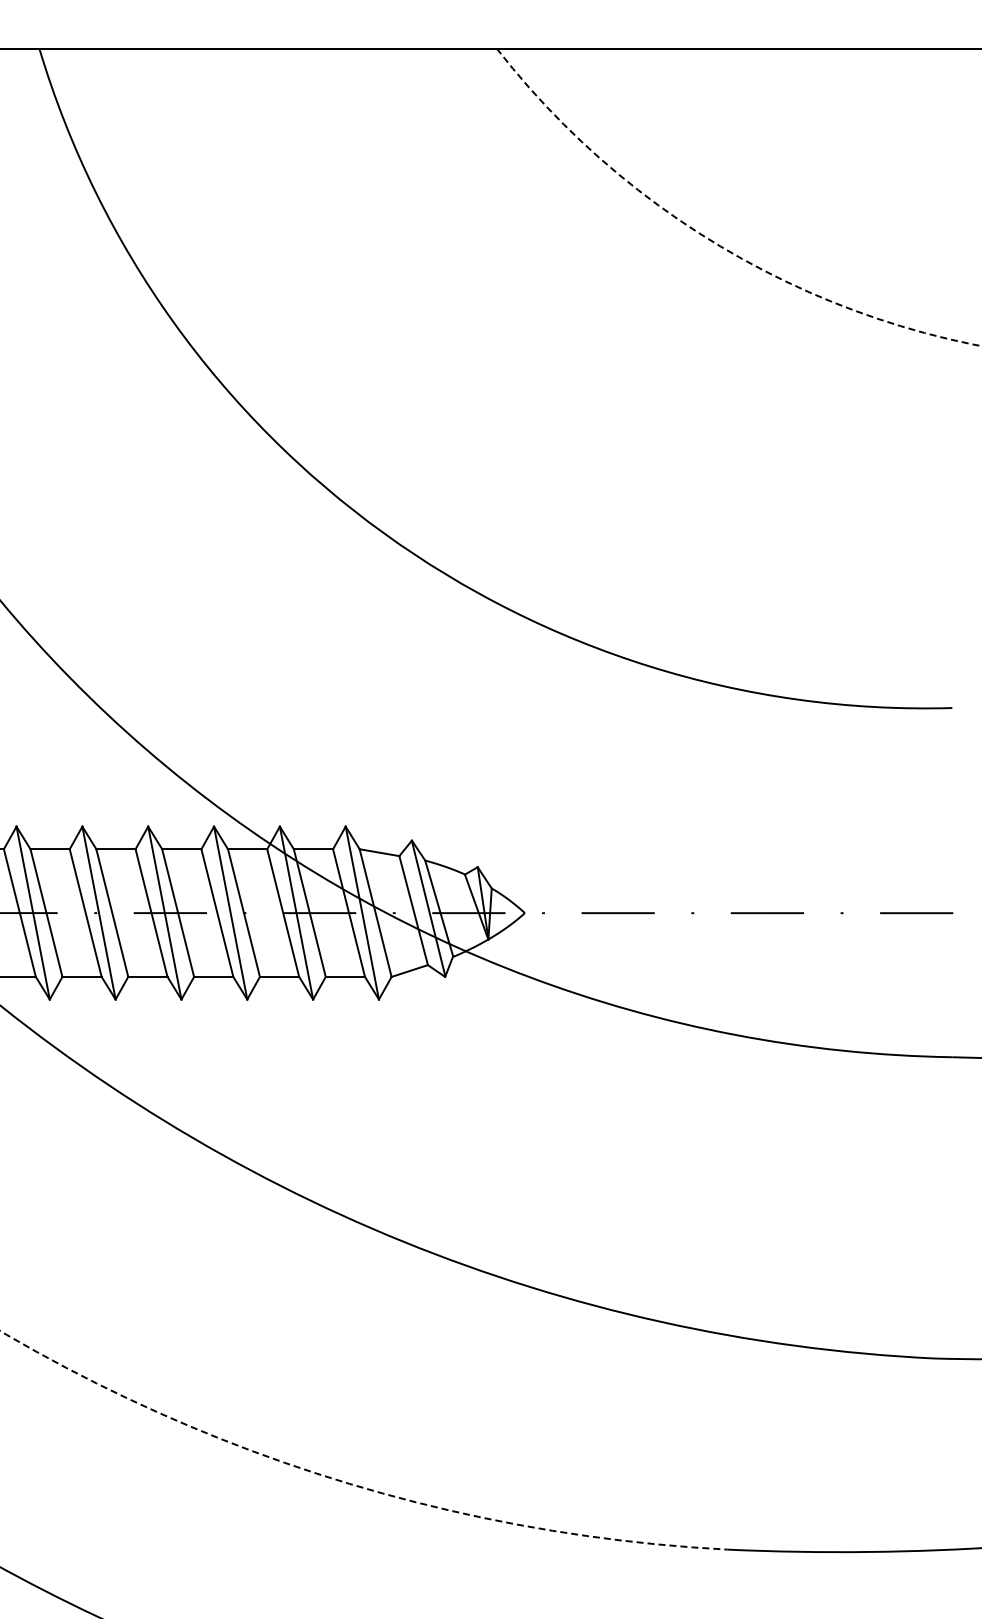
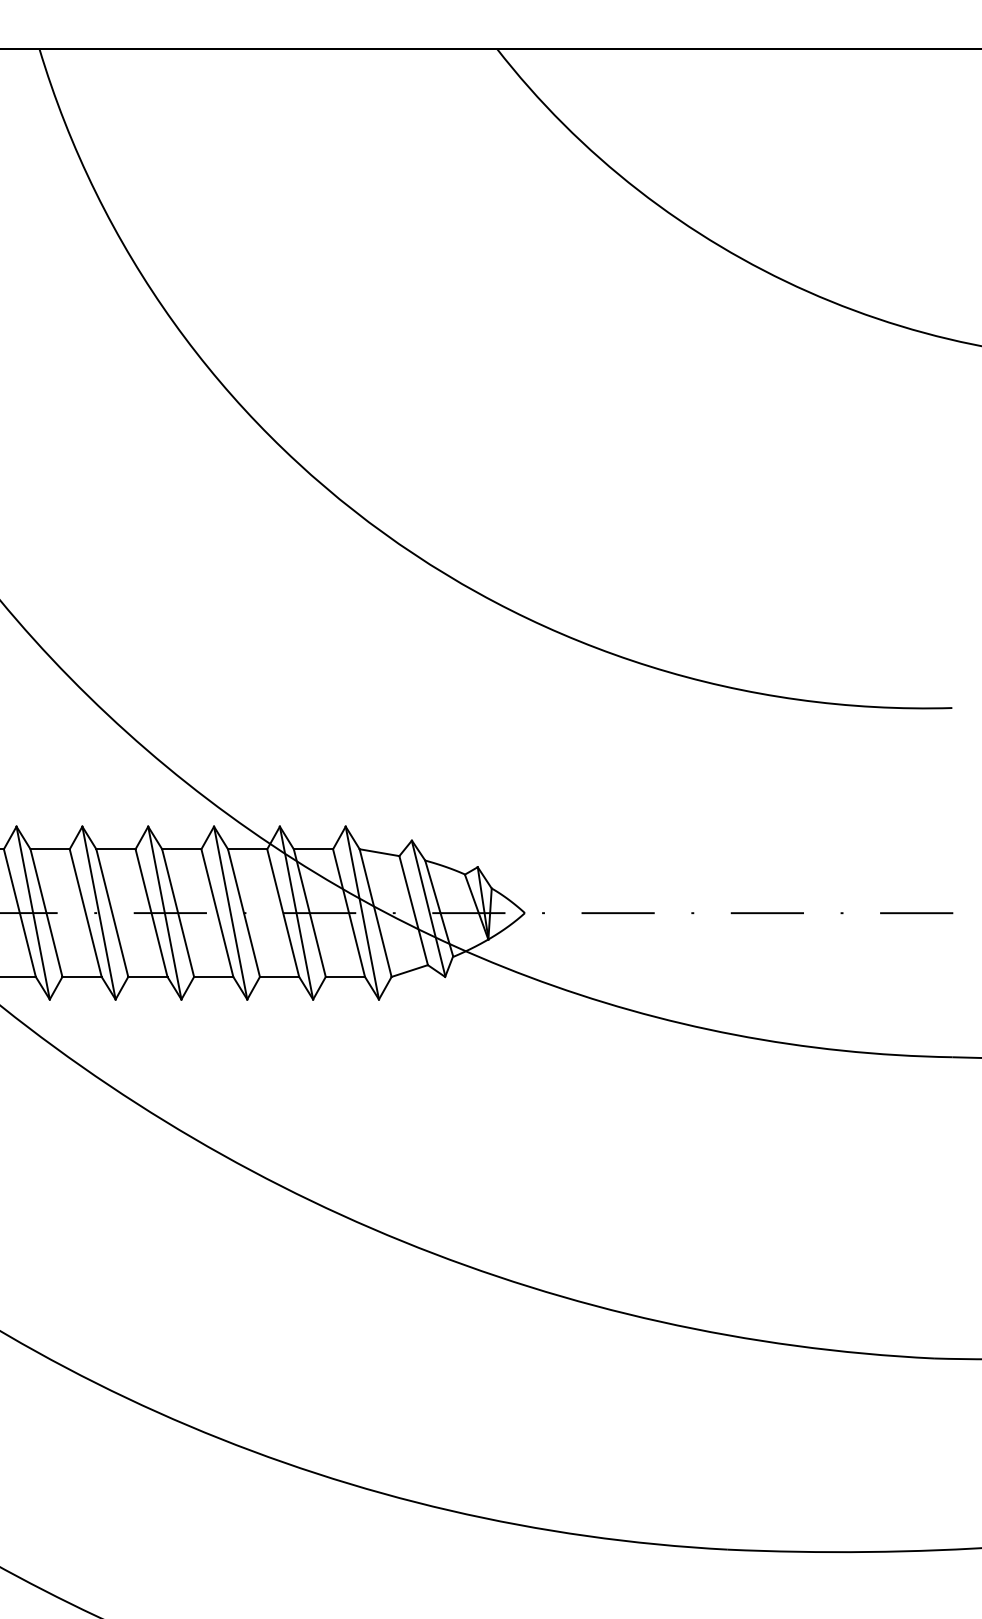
arc: dashed -> solid (711, 241)
arc: dashed -> solid (349, 1483)
